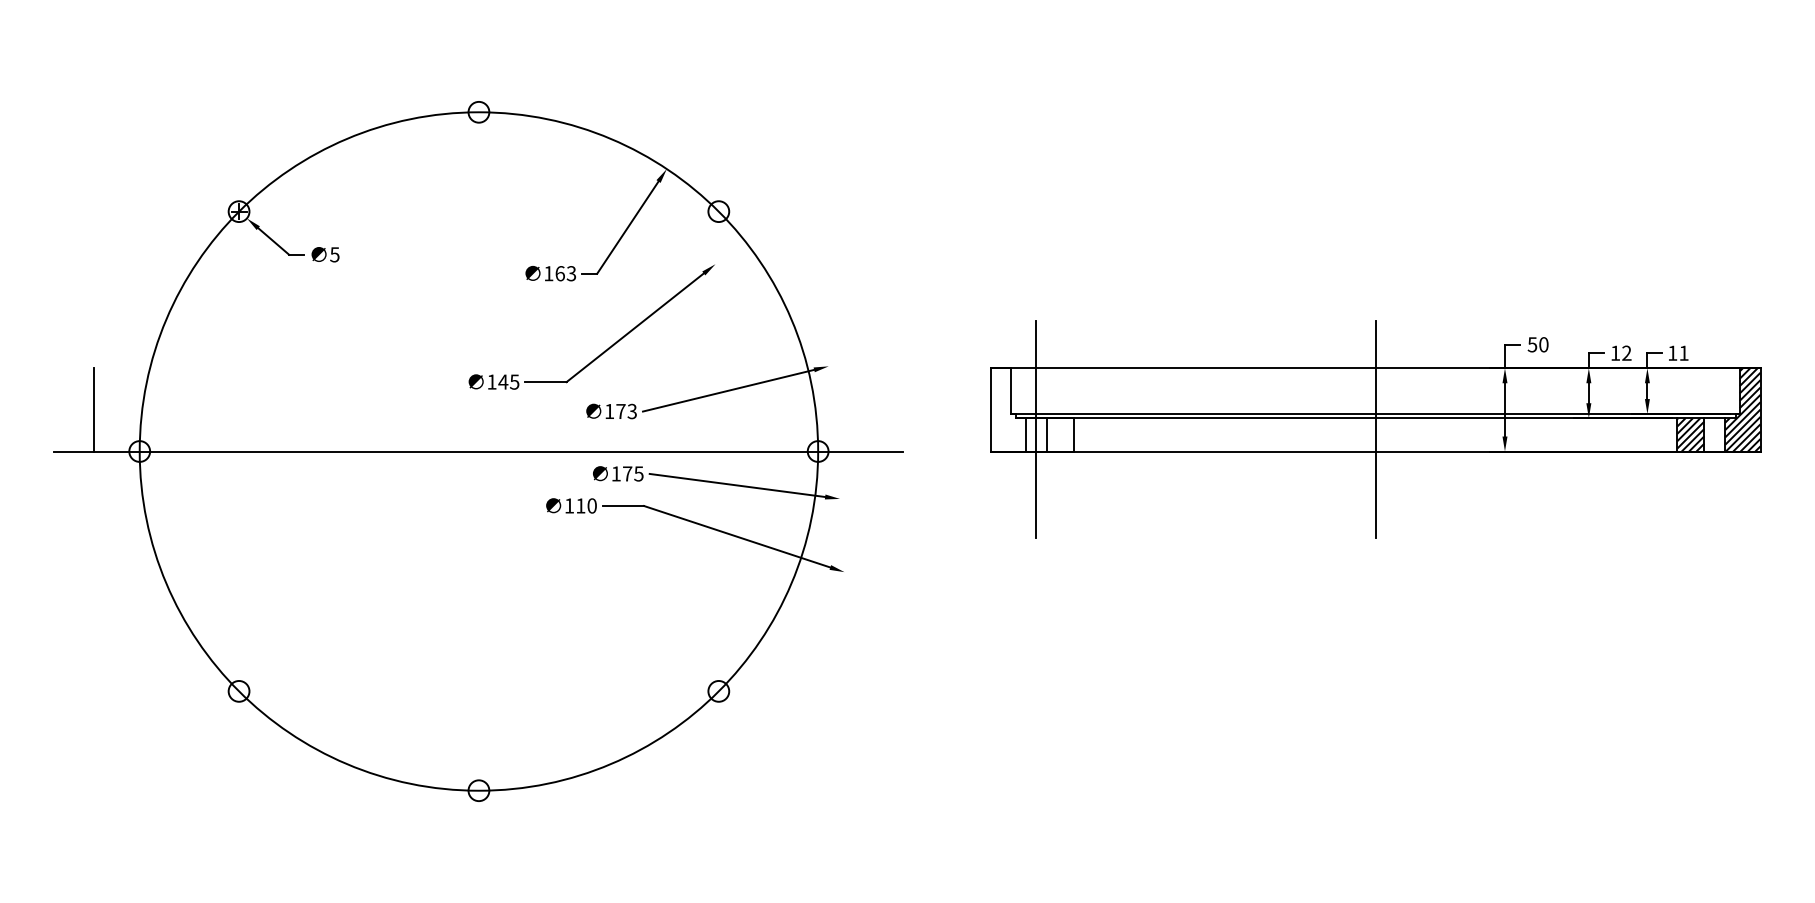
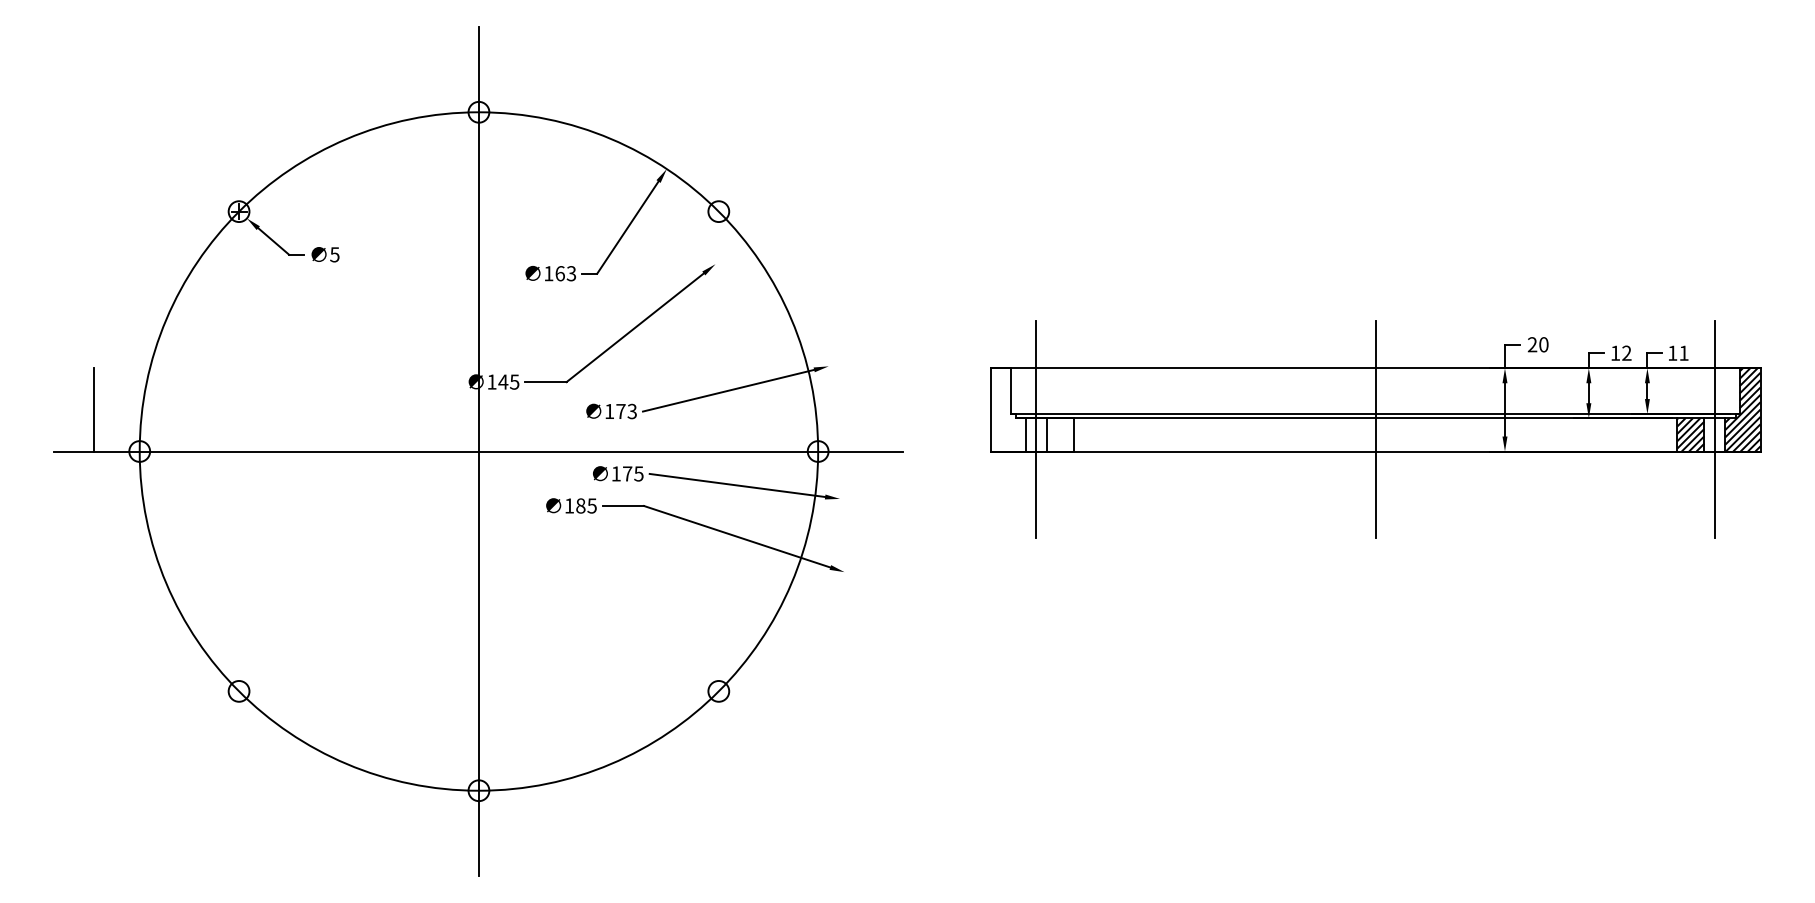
text: 50 -> 20 (1532, 344)
line: none -> present (1714, 429)
line: none -> present (478, 451)
text: 110 -> 185 (586, 505)
